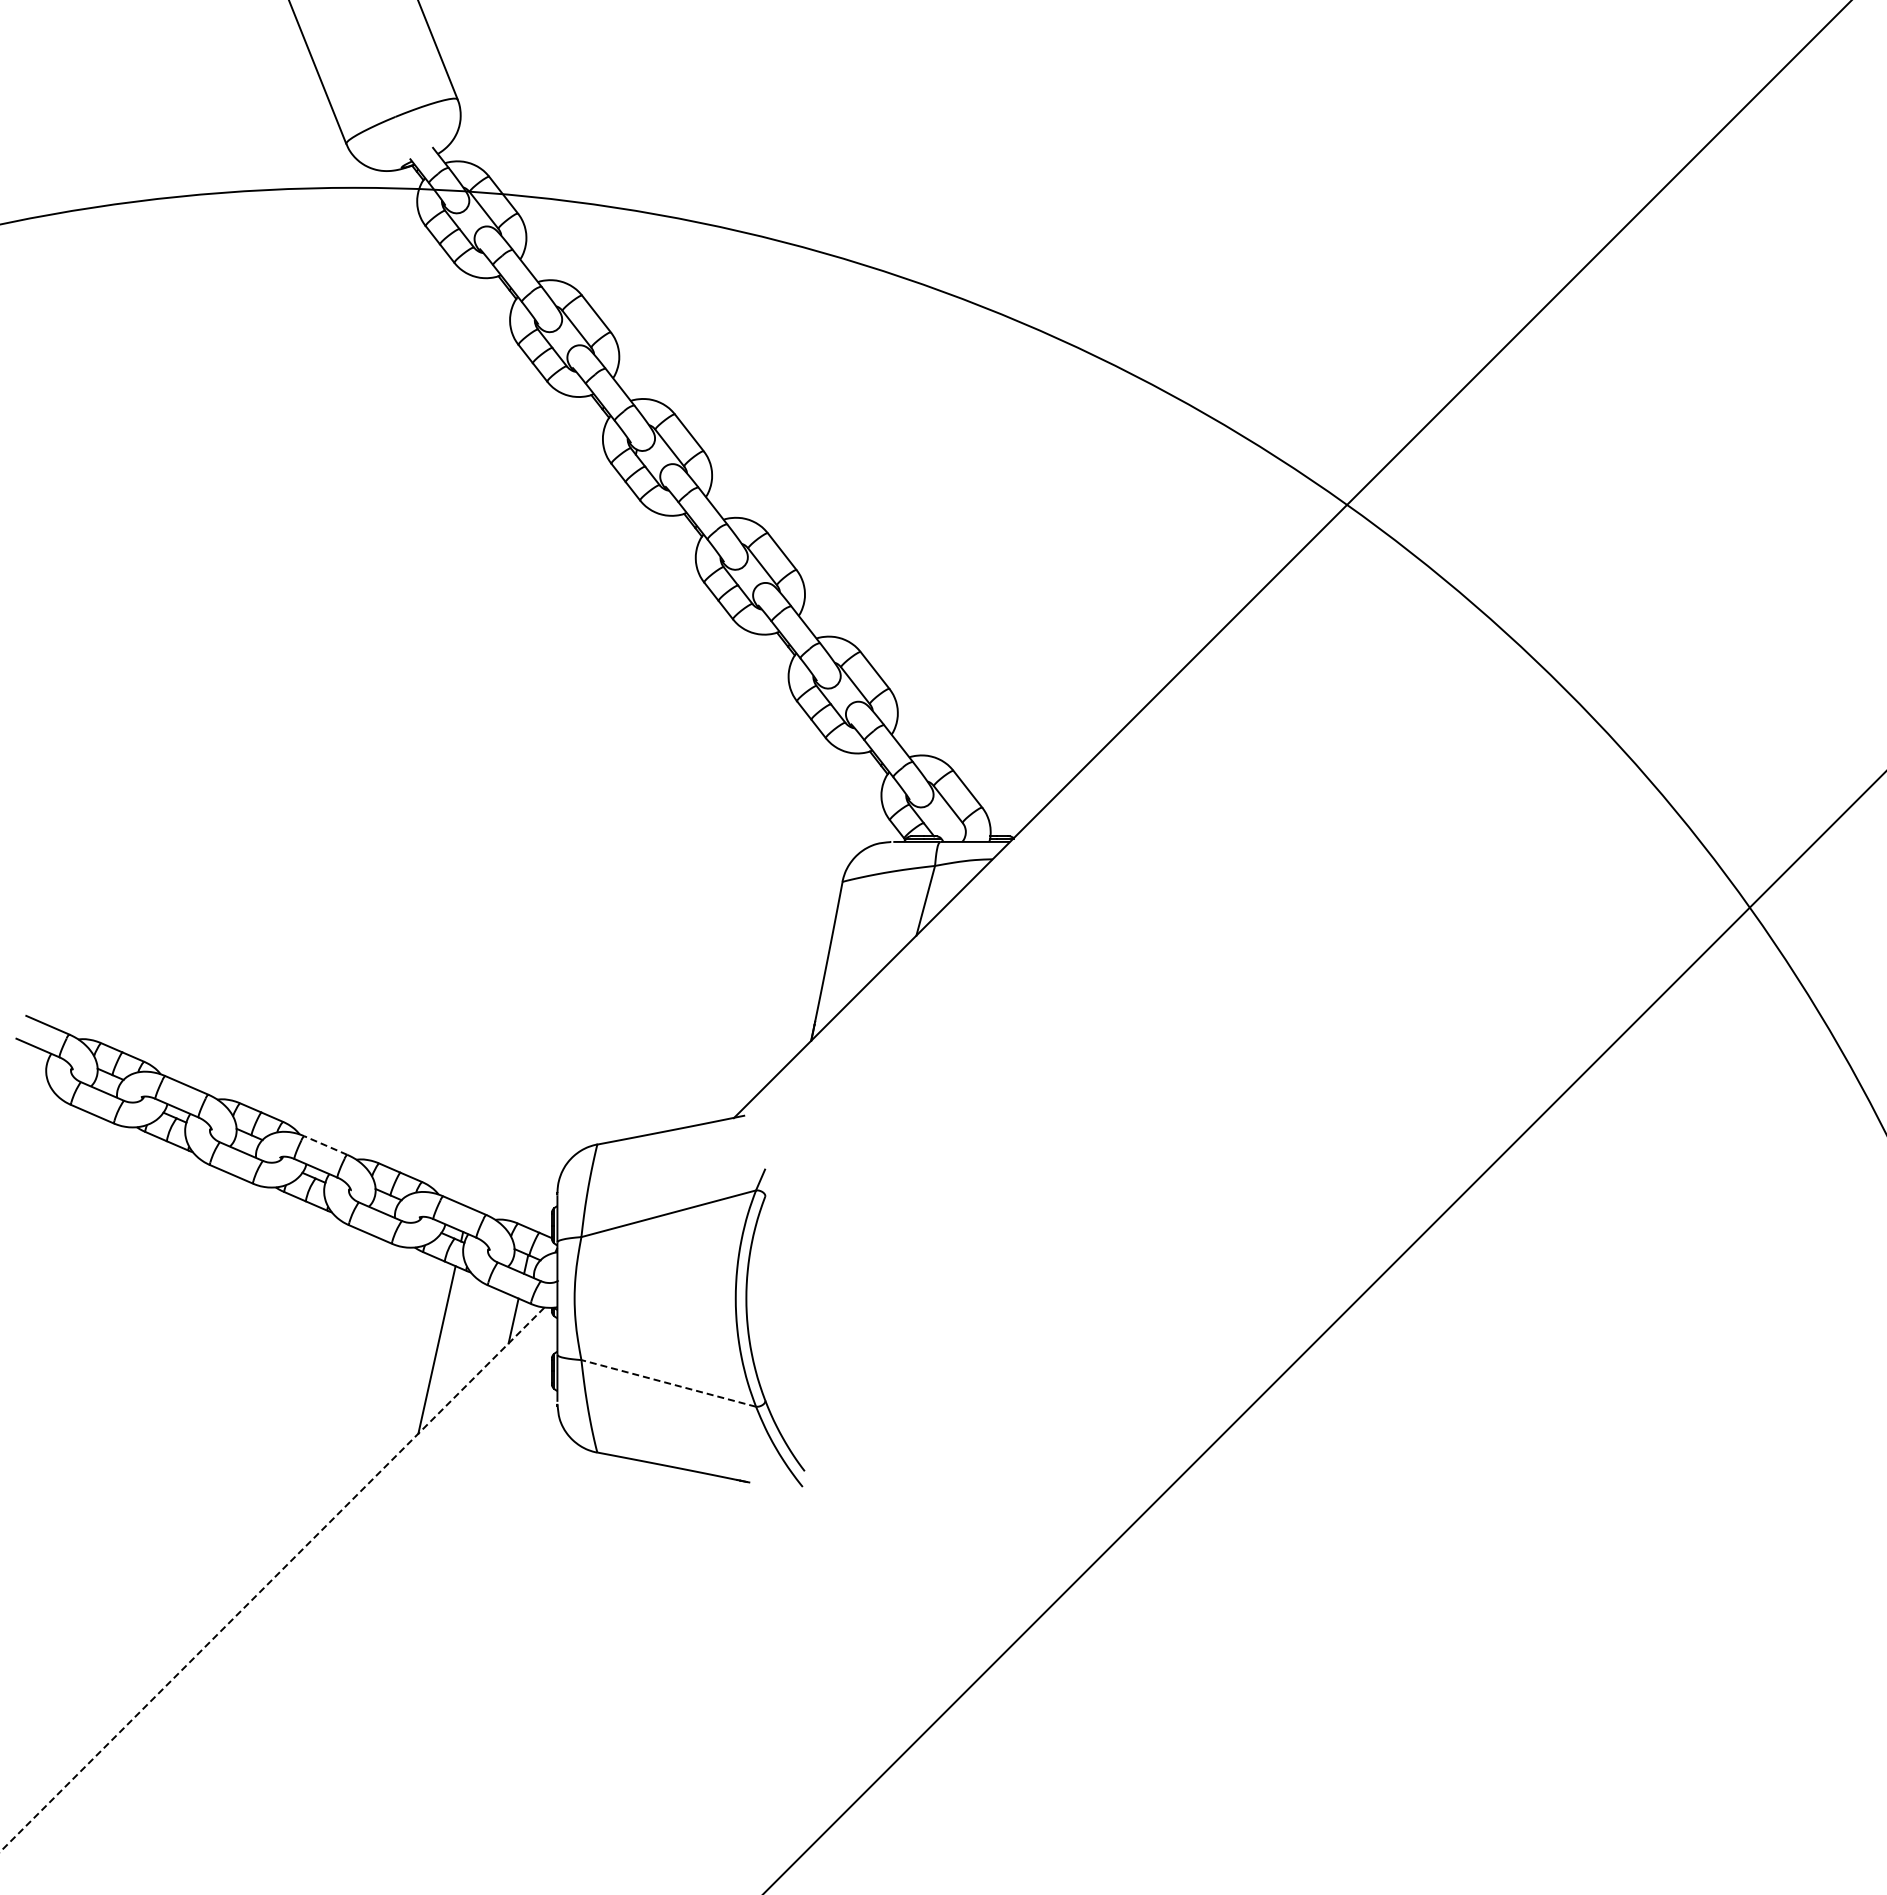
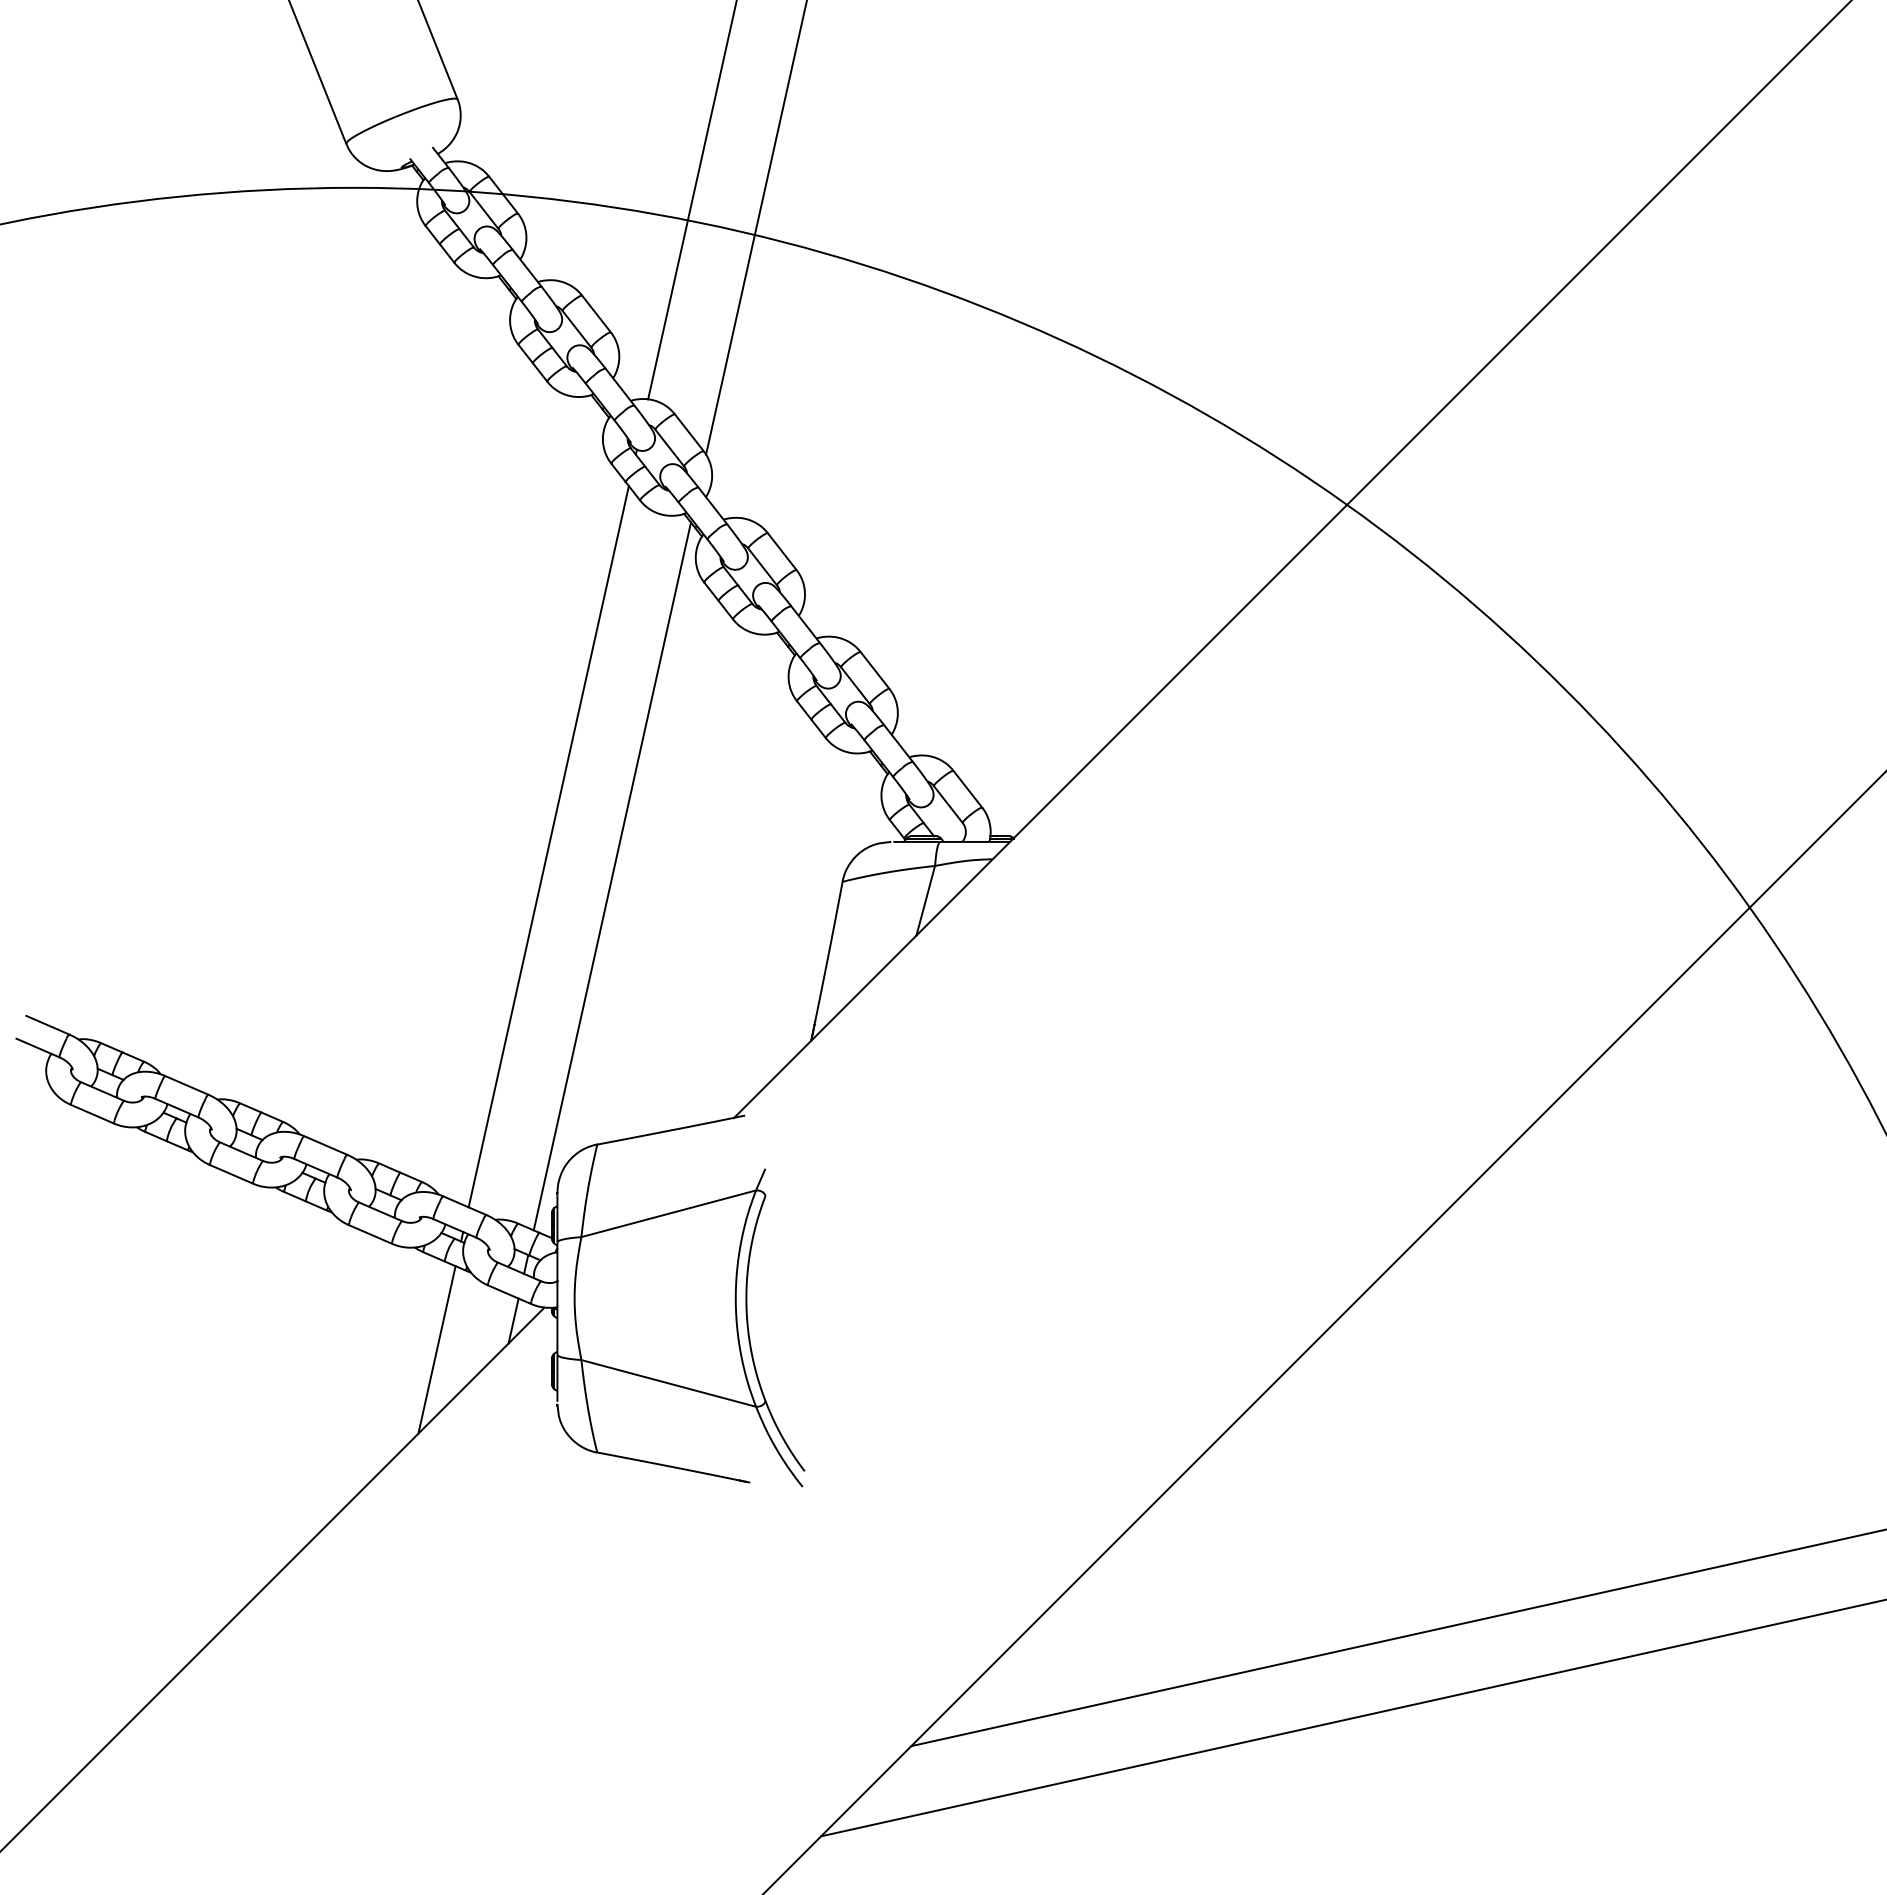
line: none -> present (692, 200)
line: none -> present (756, 228)
line: none -> present (548, 846)
line: none -> present (611, 876)
line: dashed -> solid (325, 1145)
line: dashed -> solid (668, 1383)
line: dashed -> solid (272, 1579)
line: none -> present (1397, 1638)
line: none -> present (1352, 1718)
